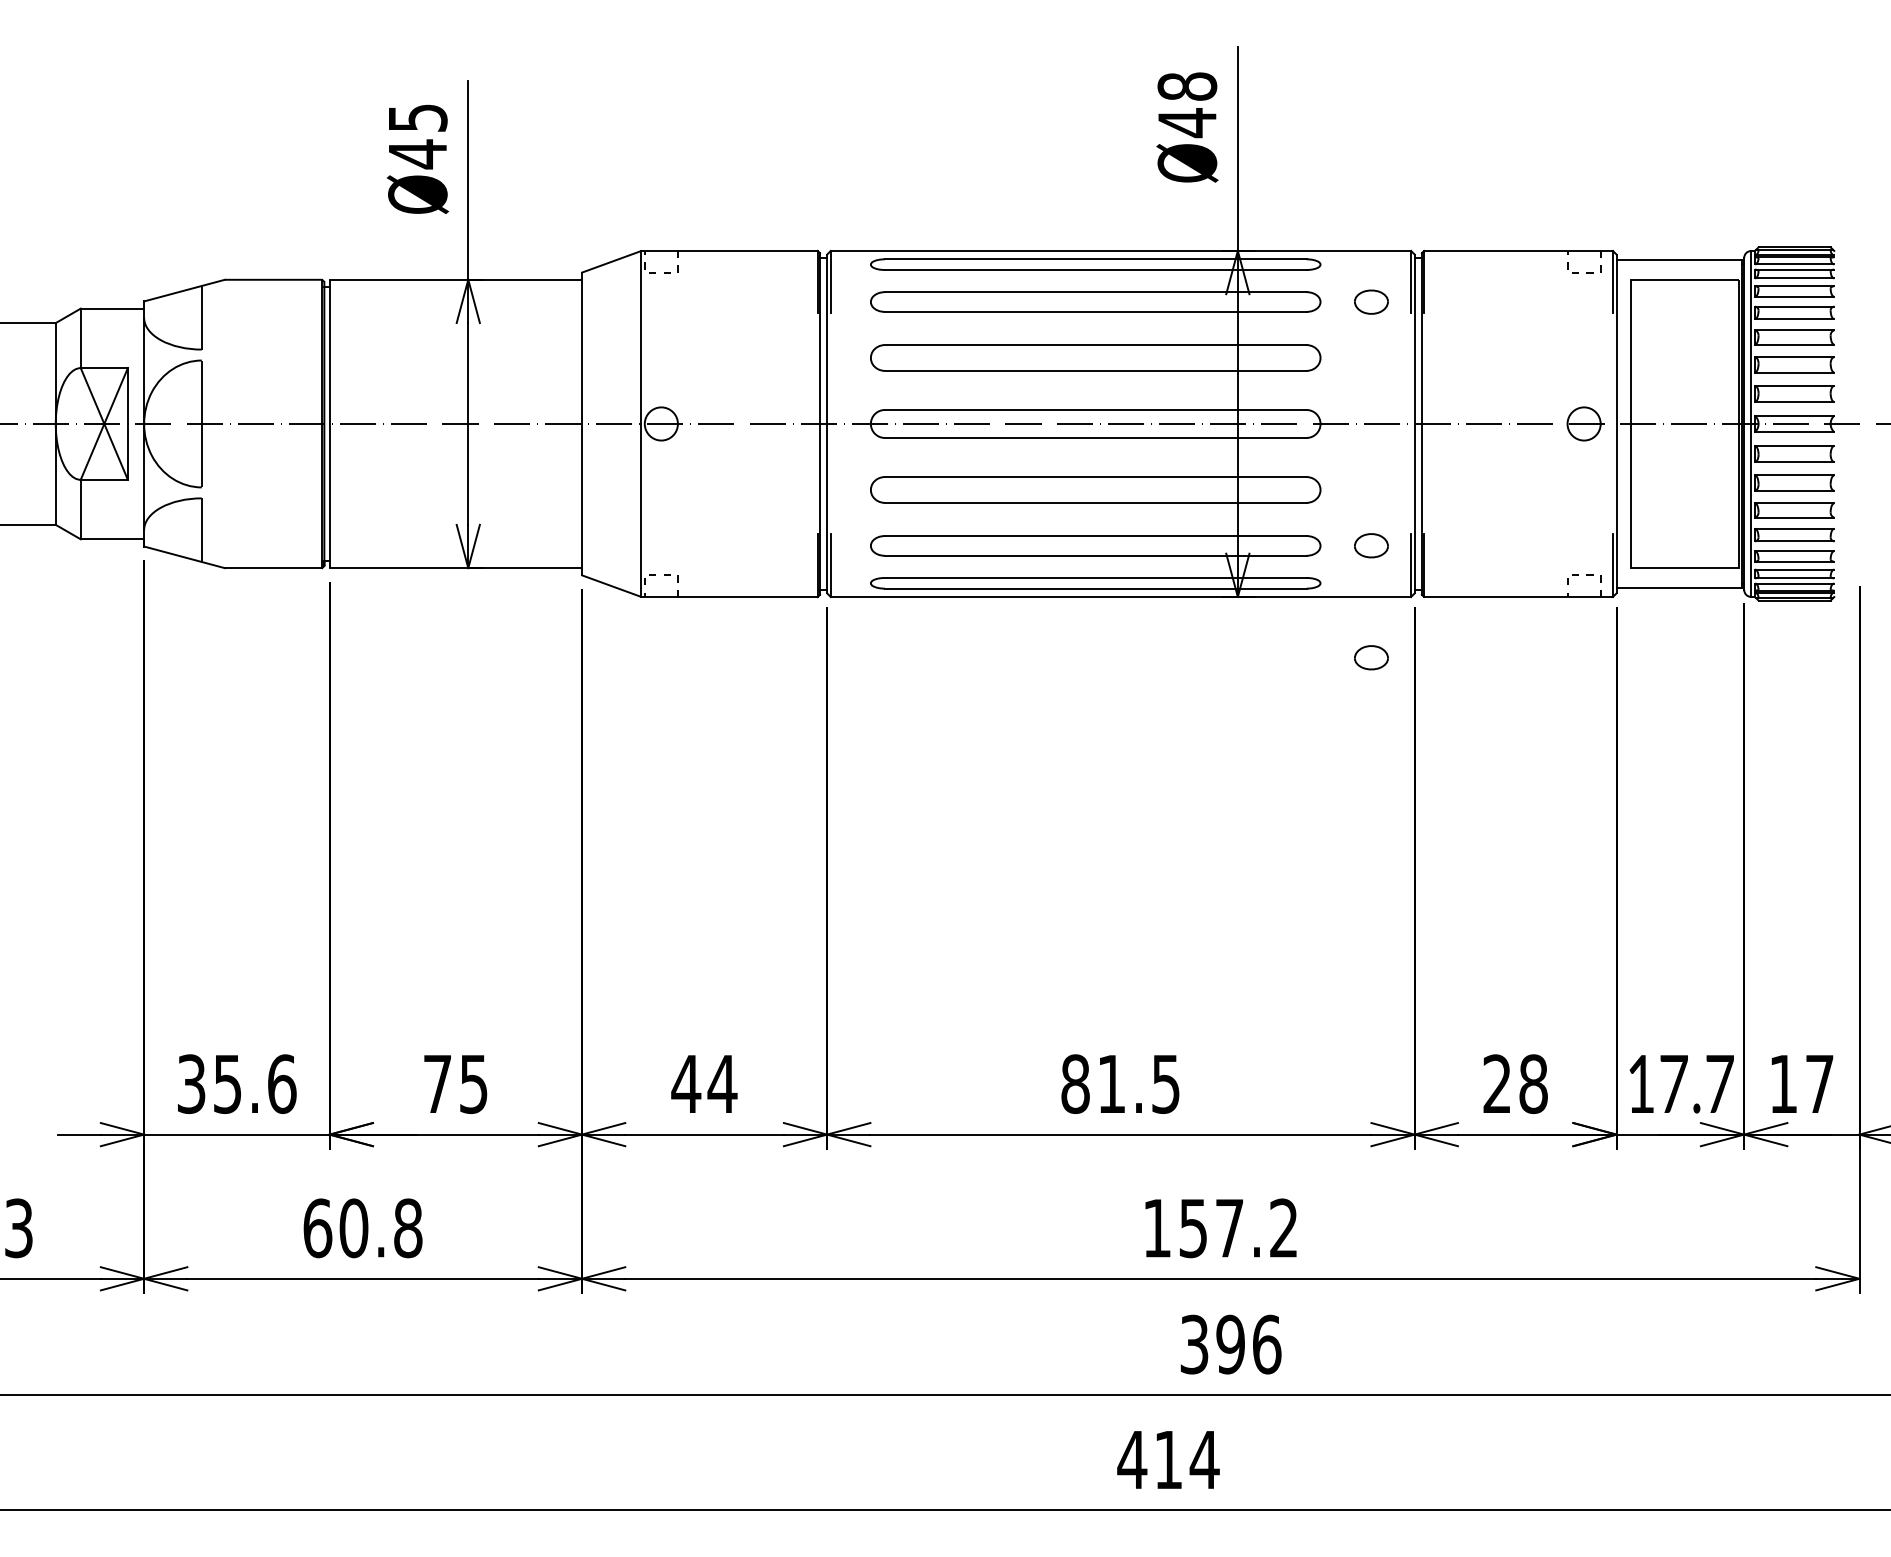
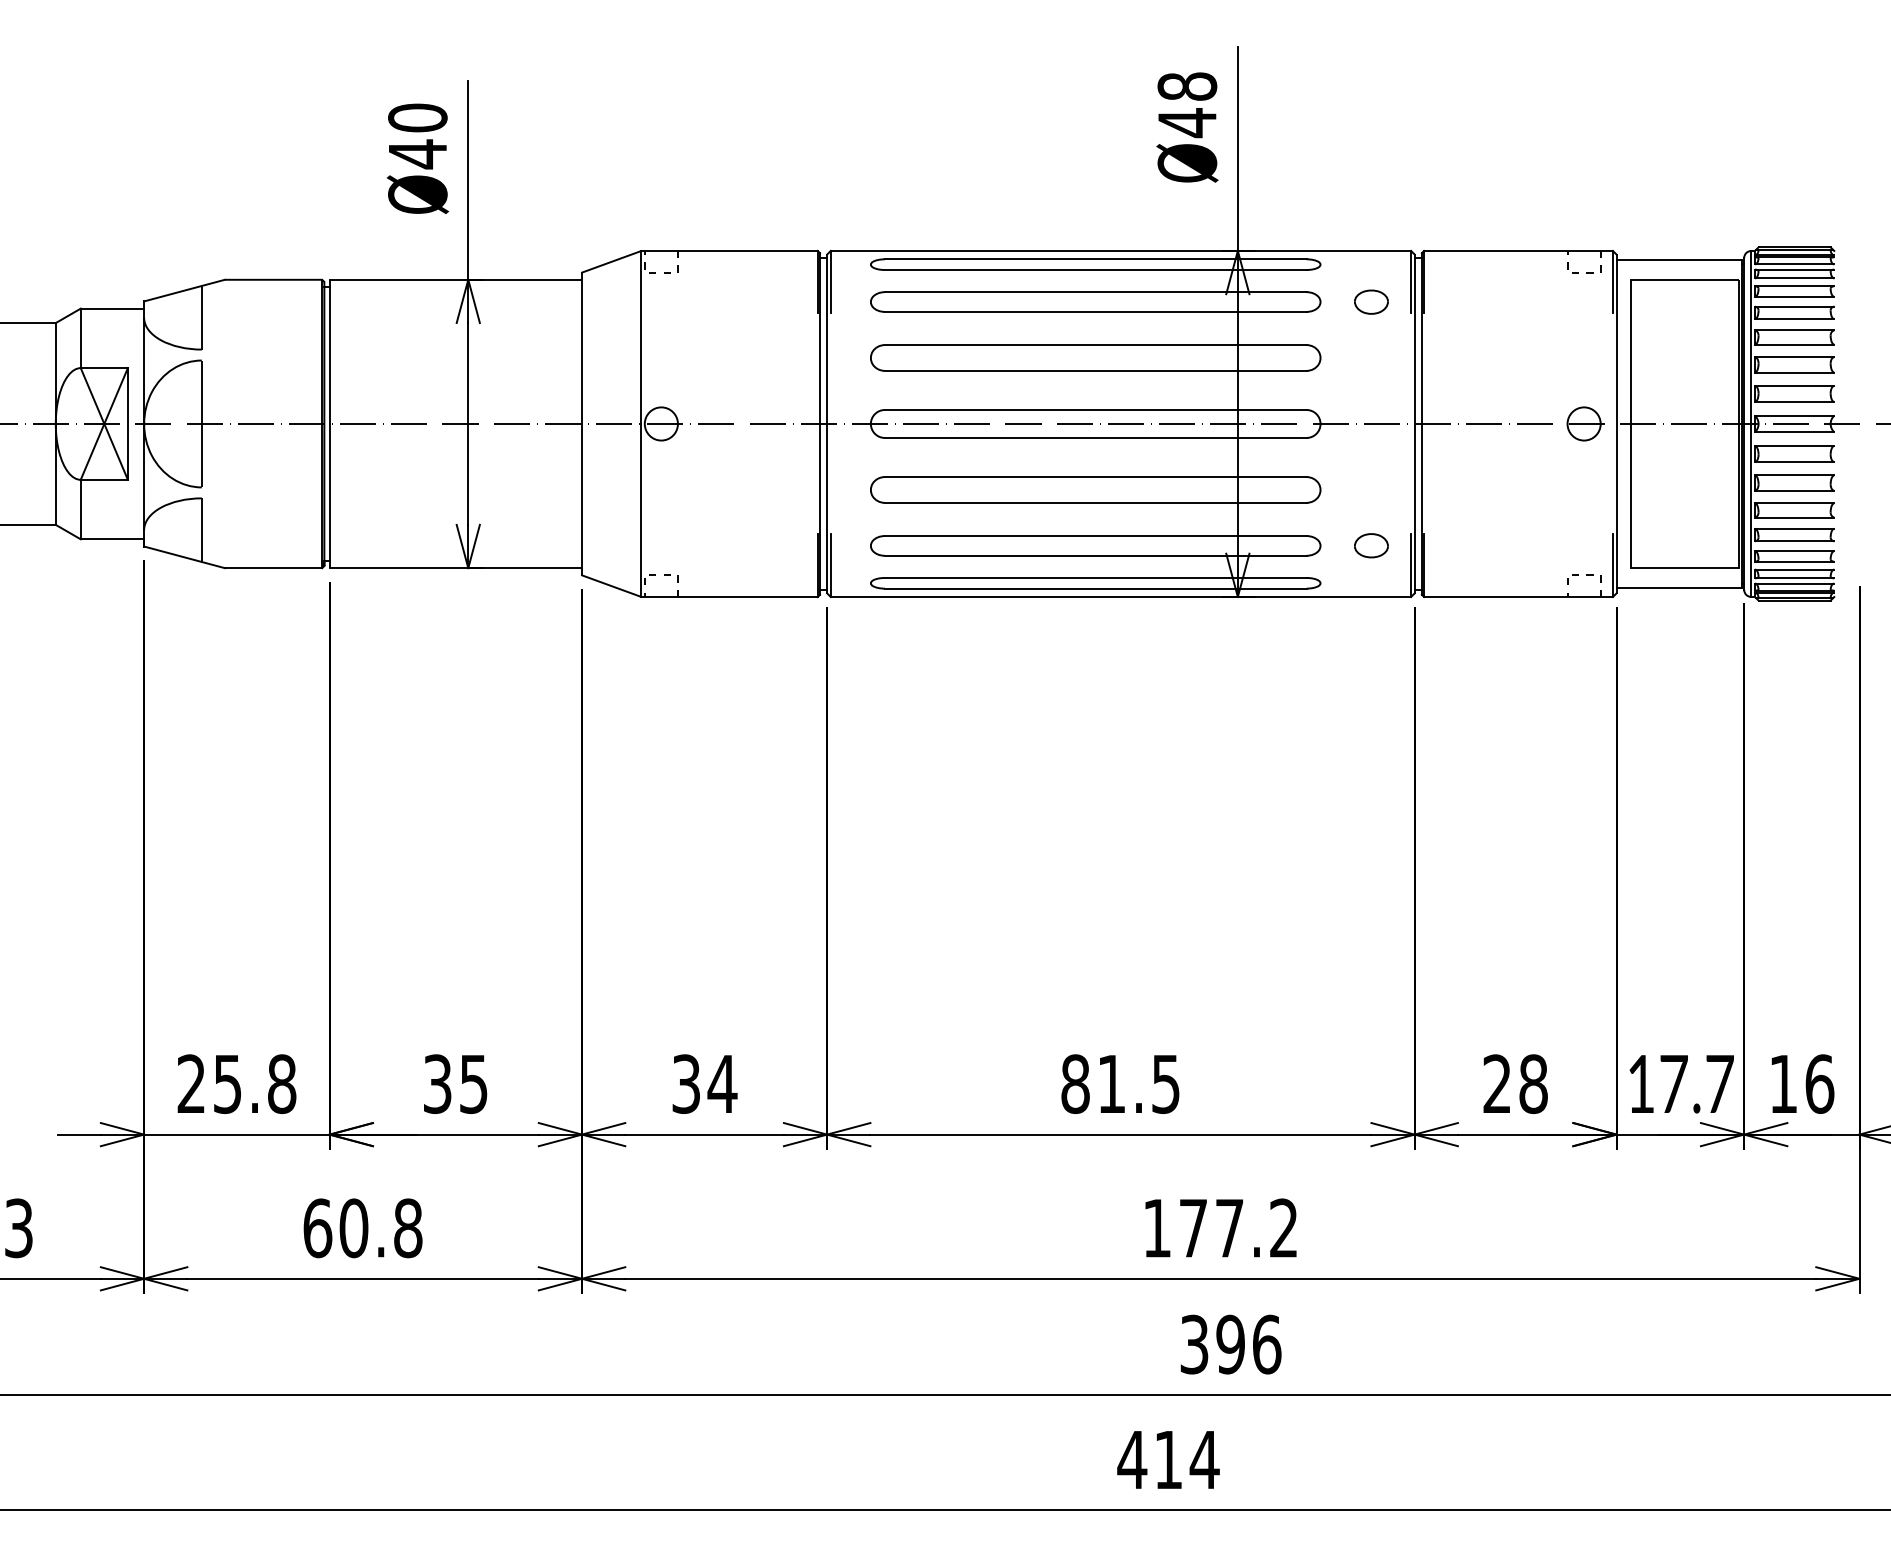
text: Ø45 -> Ø40 (417, 117)
part: present -> none (1371, 657)
text: 35.6 -> 25.8 (236, 1083)
text: 75 -> 35 (437, 1083)
text: 44 -> 34 (686, 1083)
text: 17 -> 16 (1819, 1083)
text: 157.2 -> 177.2 (1193, 1228)
